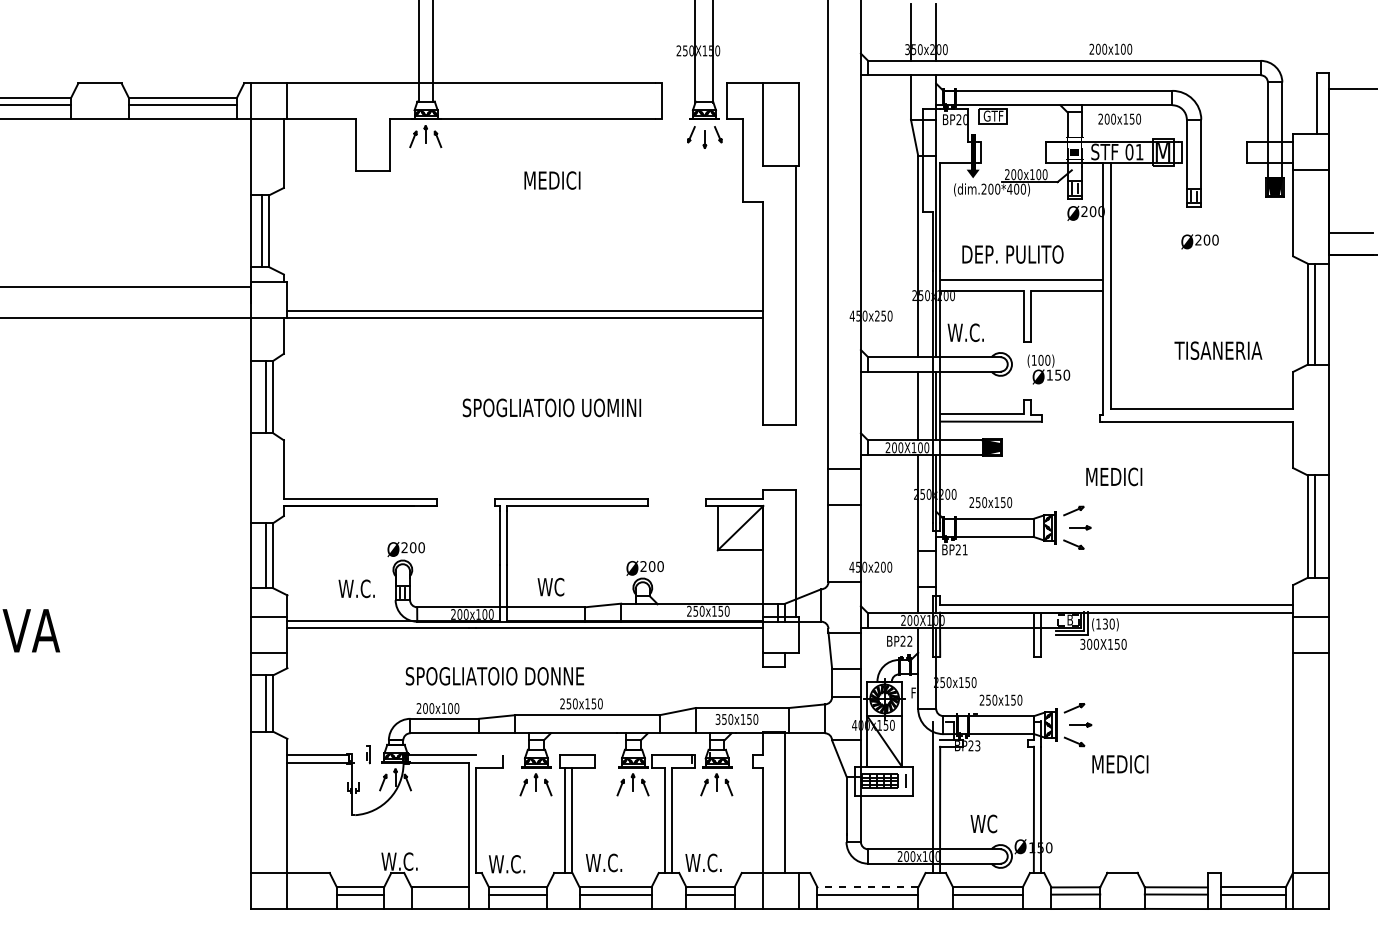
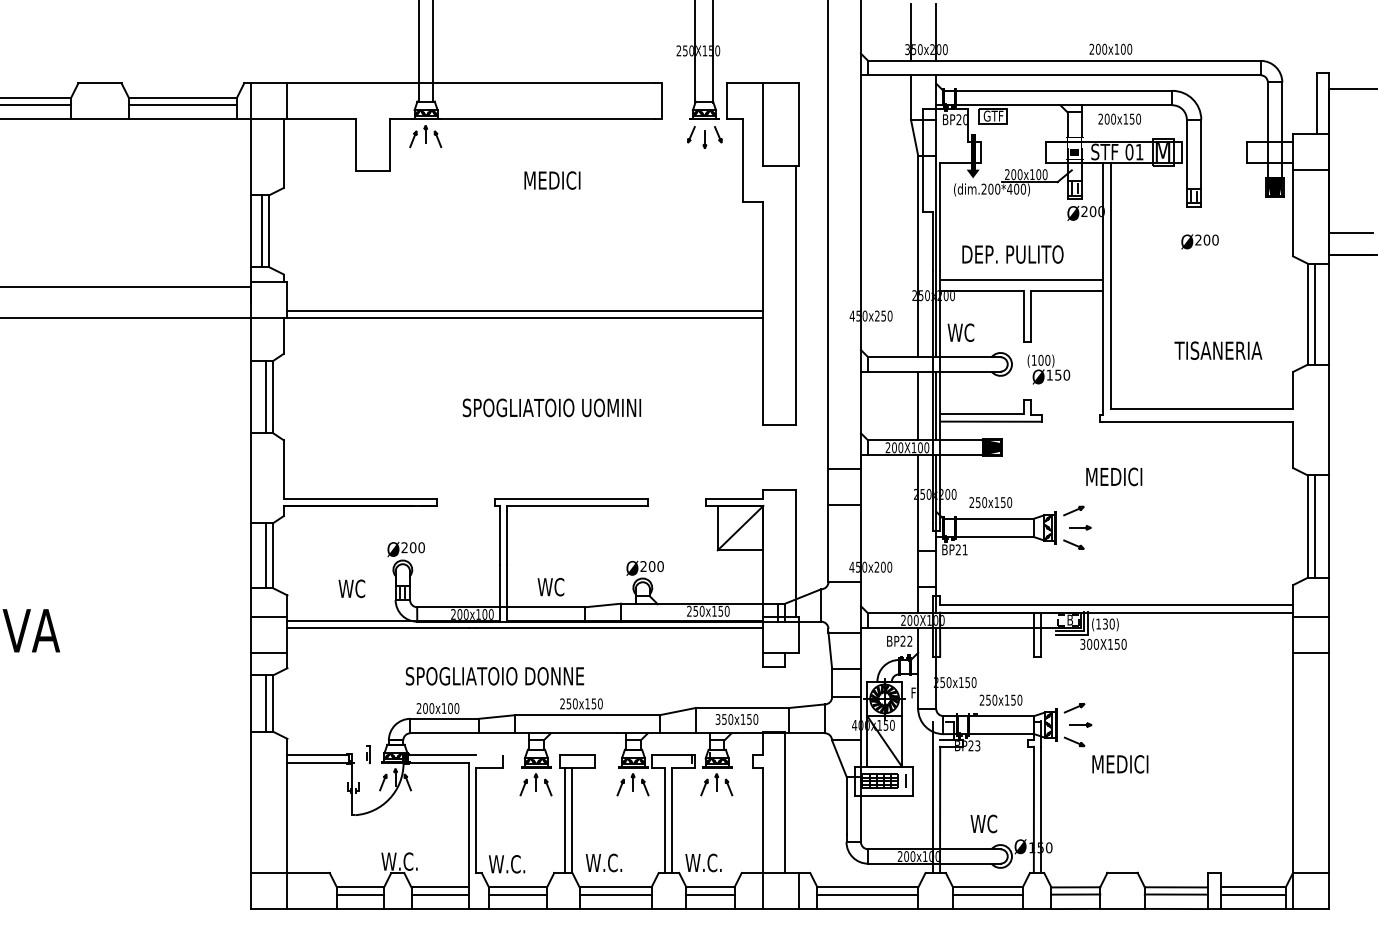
text: W.C. -> WC (973, 332)
text: W.C. -> WC (364, 588)
line: dashed -> solid (867, 887)
line: none -> present (440, 894)
